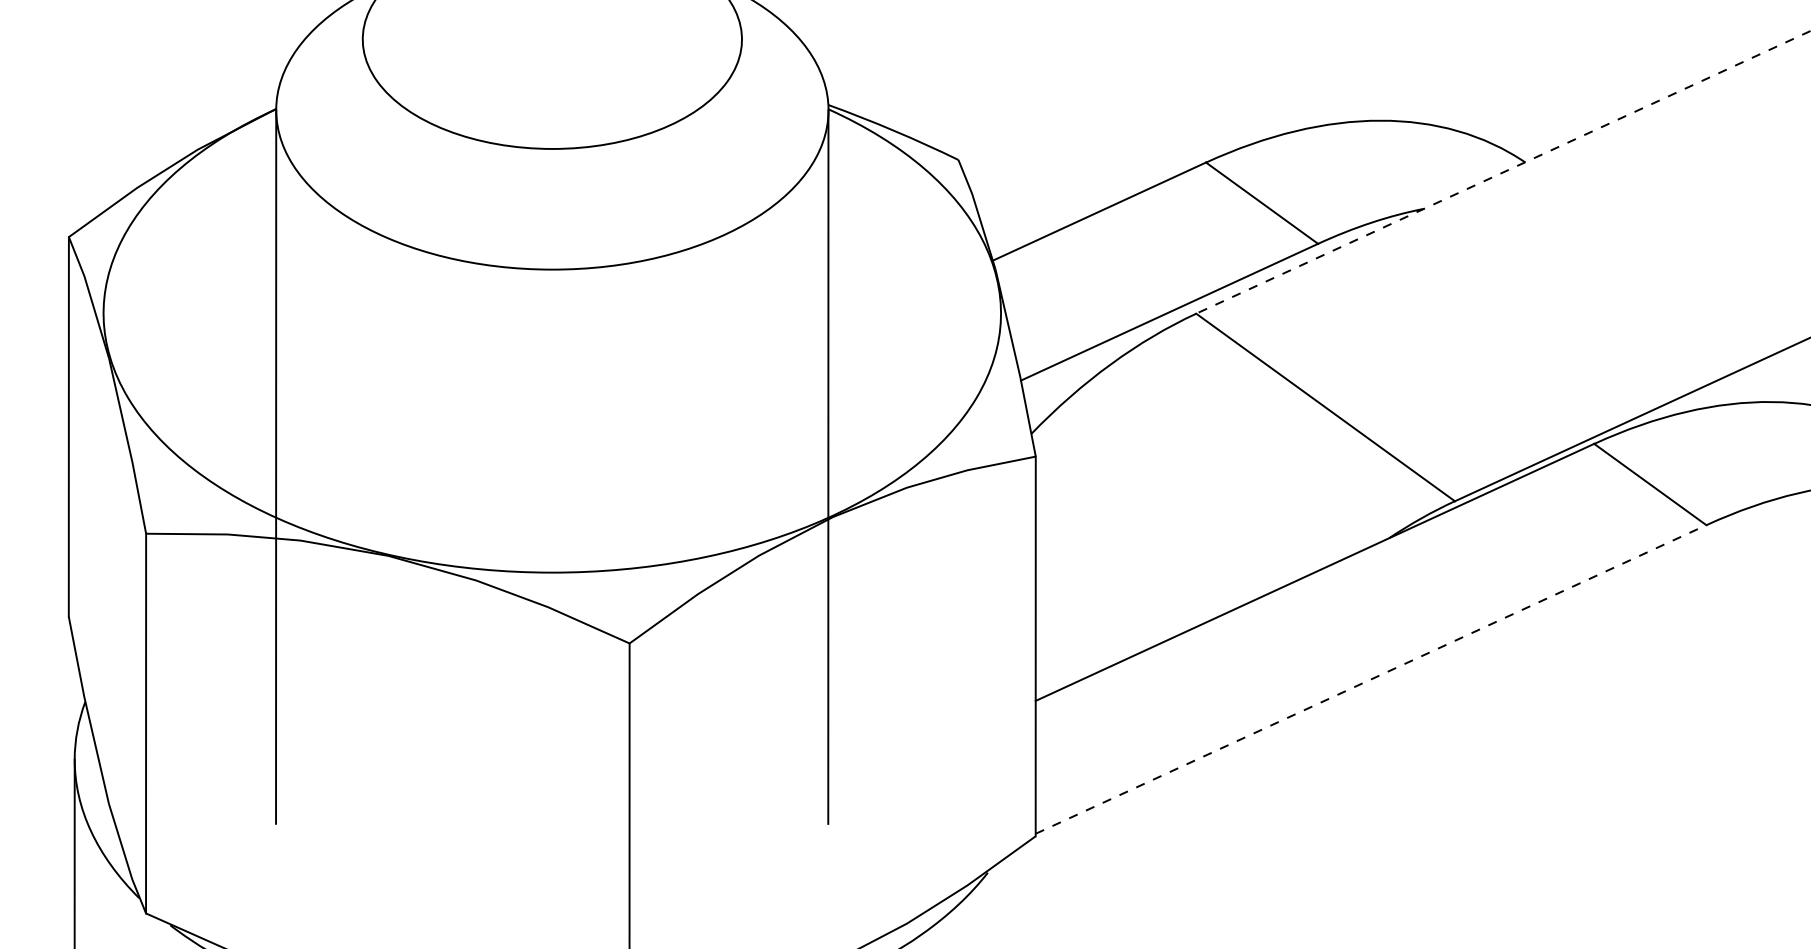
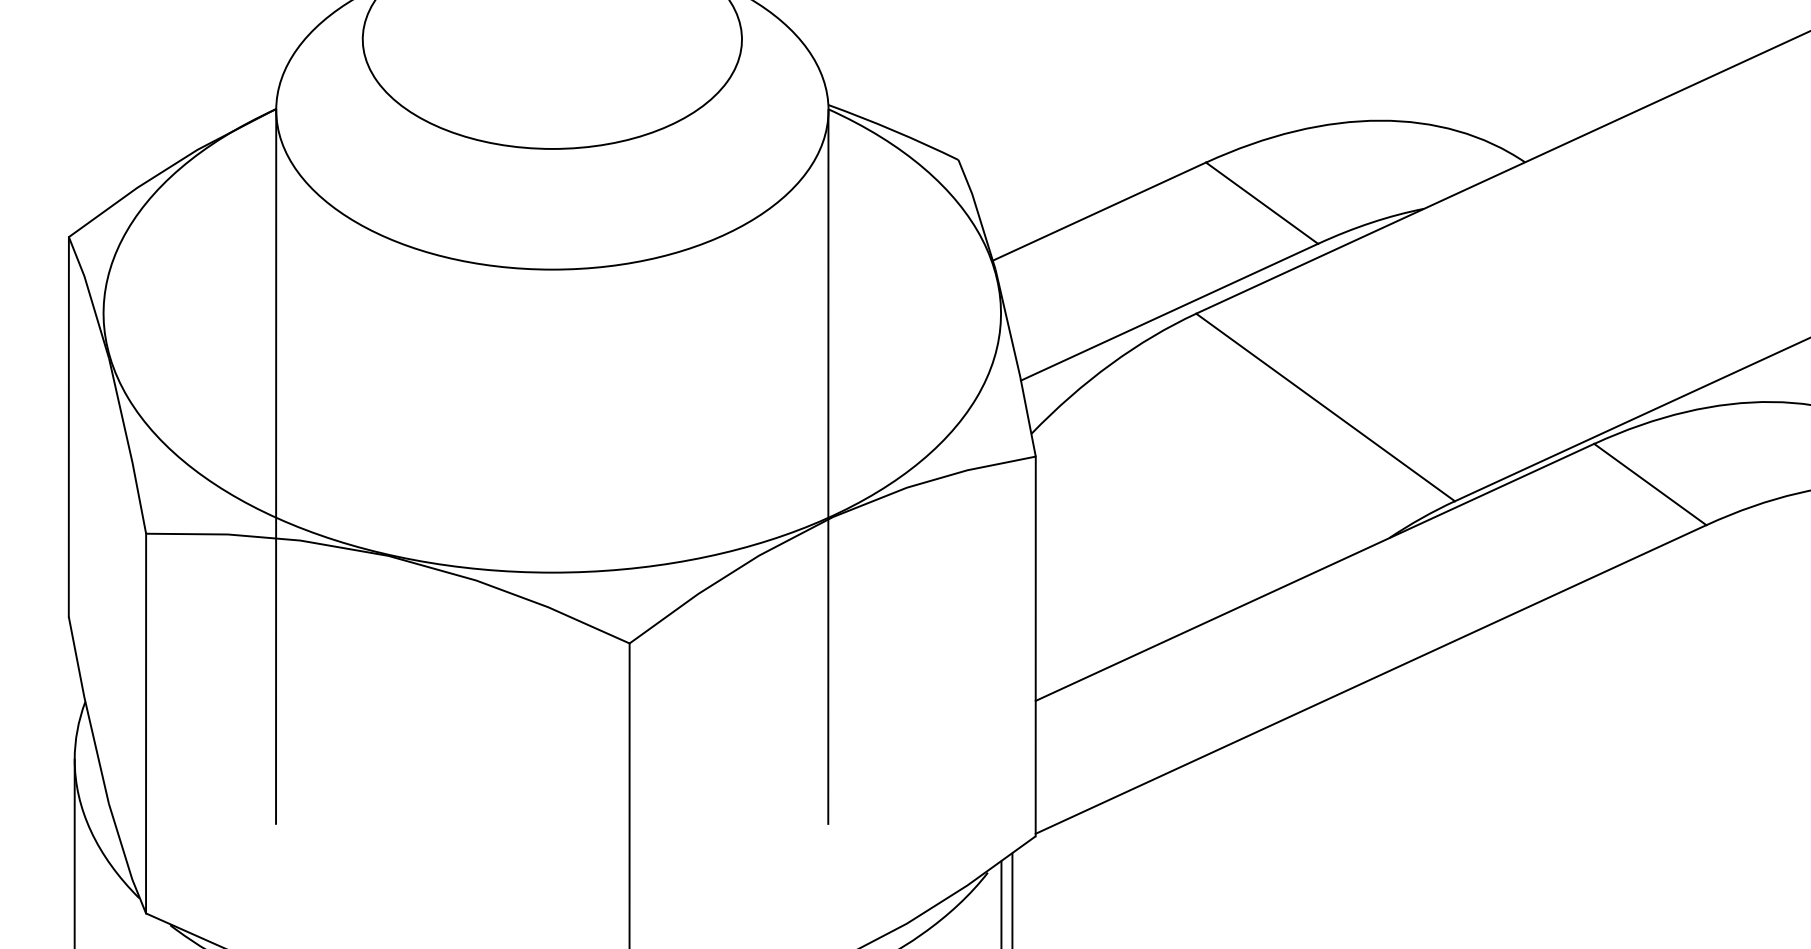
line: dashed -> solid (1503, 172)
line: dashed -> solid (1371, 679)
line: none -> present (1012, 899)
line: none -> present (1001, 903)
